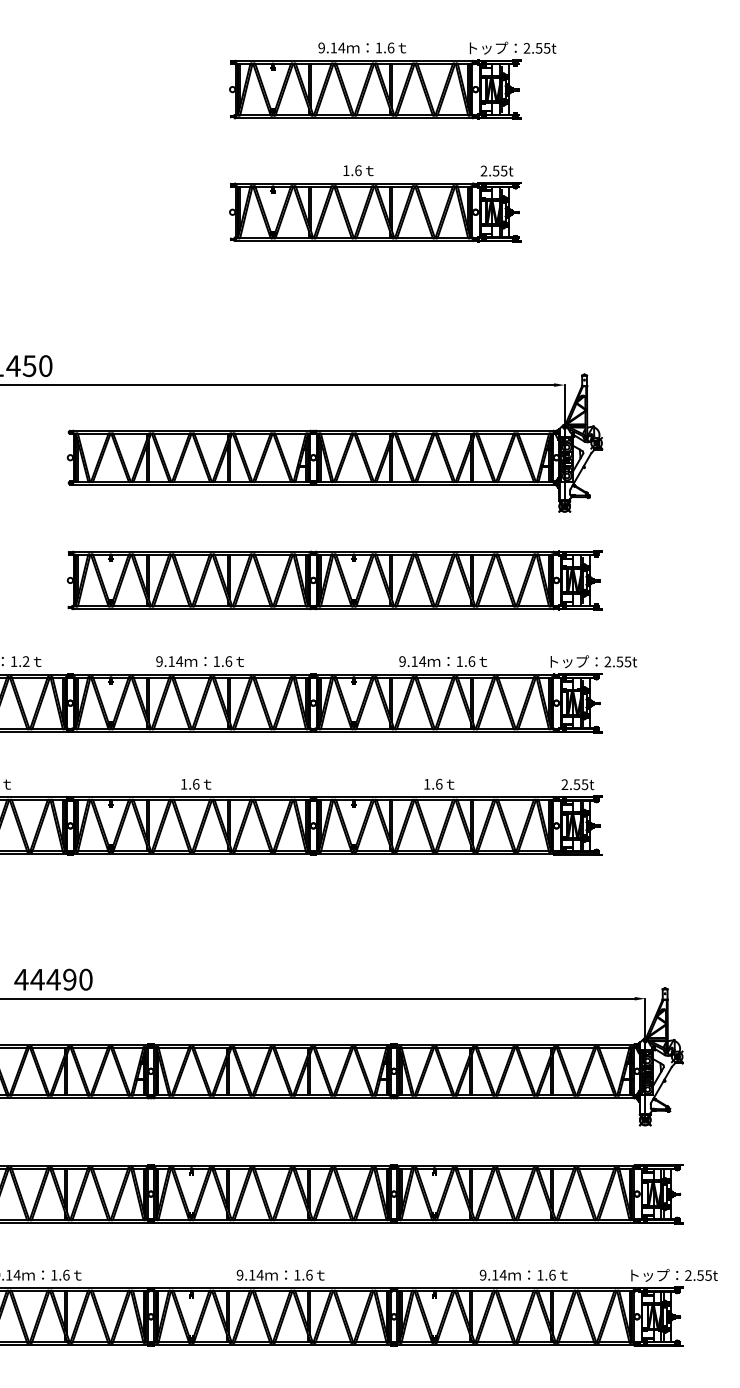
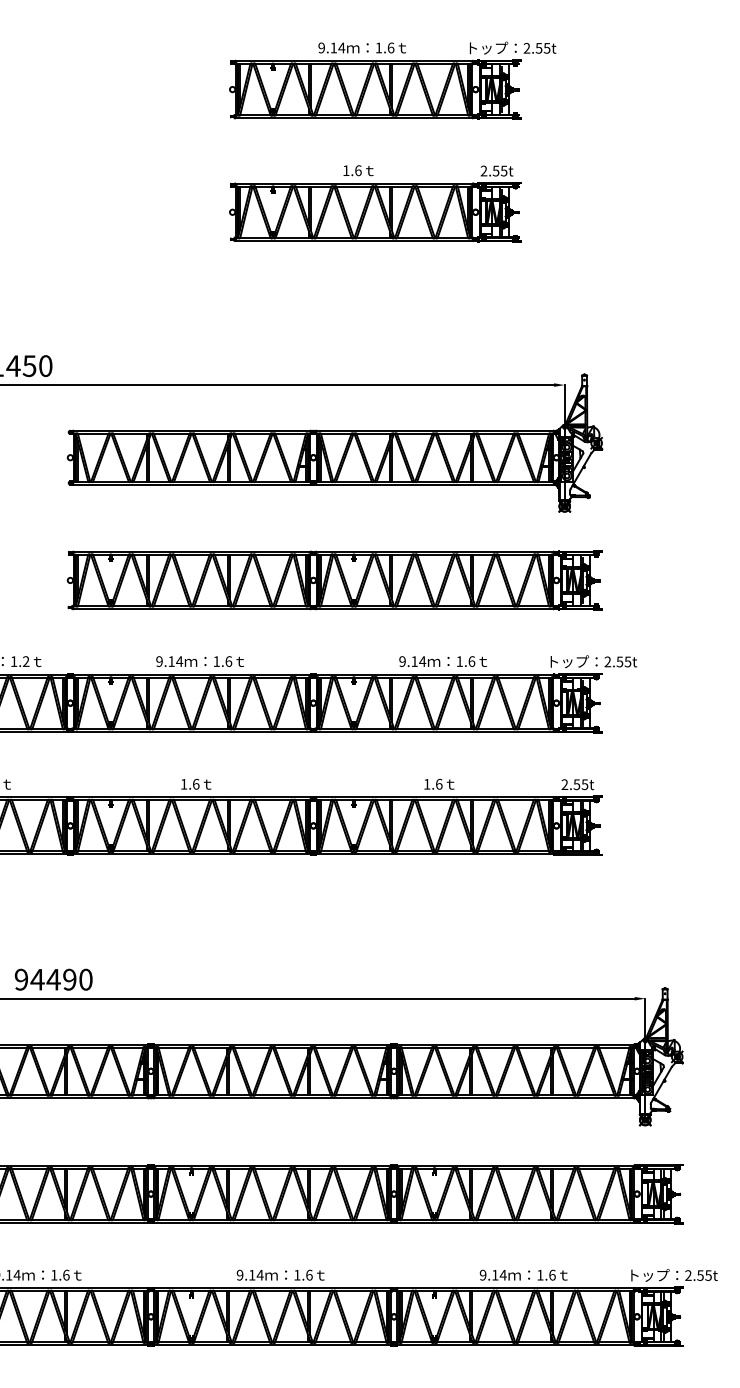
text: 44490 -> 94490 (21, 979)
